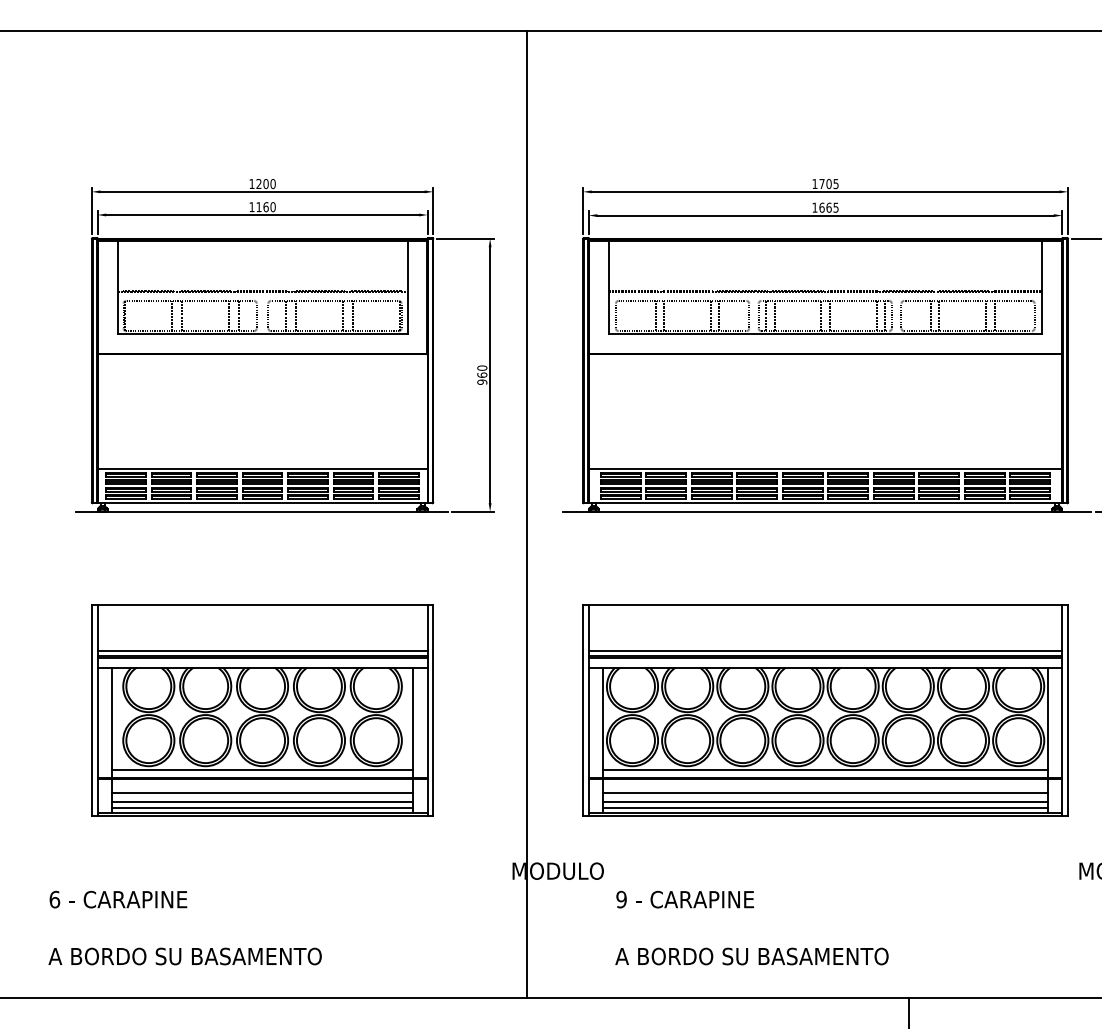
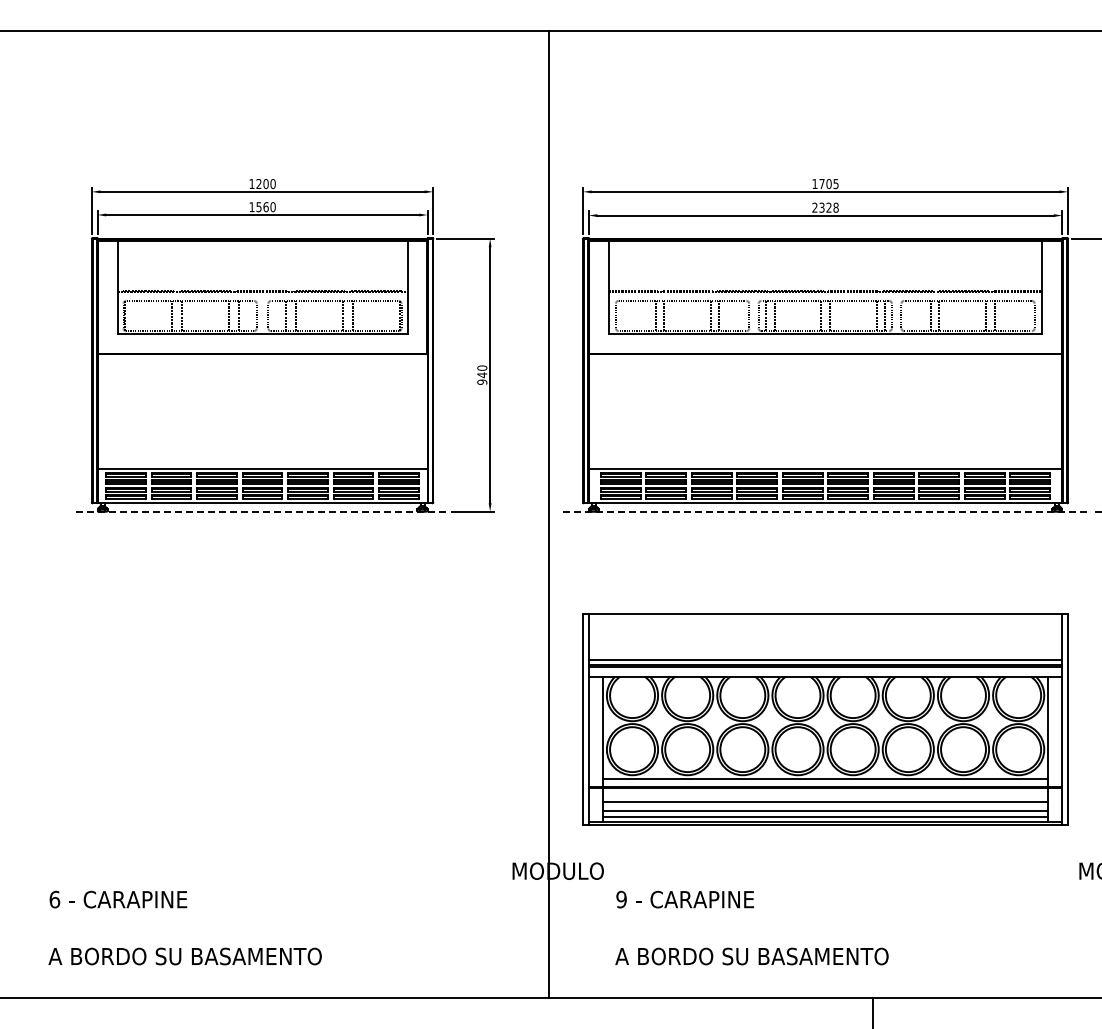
text: 1160 -> 1560 (258, 207)
text: 1665 -> 2328 (825, 207)
text: 960 -> 940 (482, 375)
line: solid -> dashed (261, 511)
line: solid -> dashed (827, 511)
line position: (526, 514) -> (548, 514) (548, 514)
part: present -> none (262, 710)
part position: (825, 710) -> (825, 719) (825, 719)
line position: (909, 1011) -> (873, 1011) (873, 1011)
